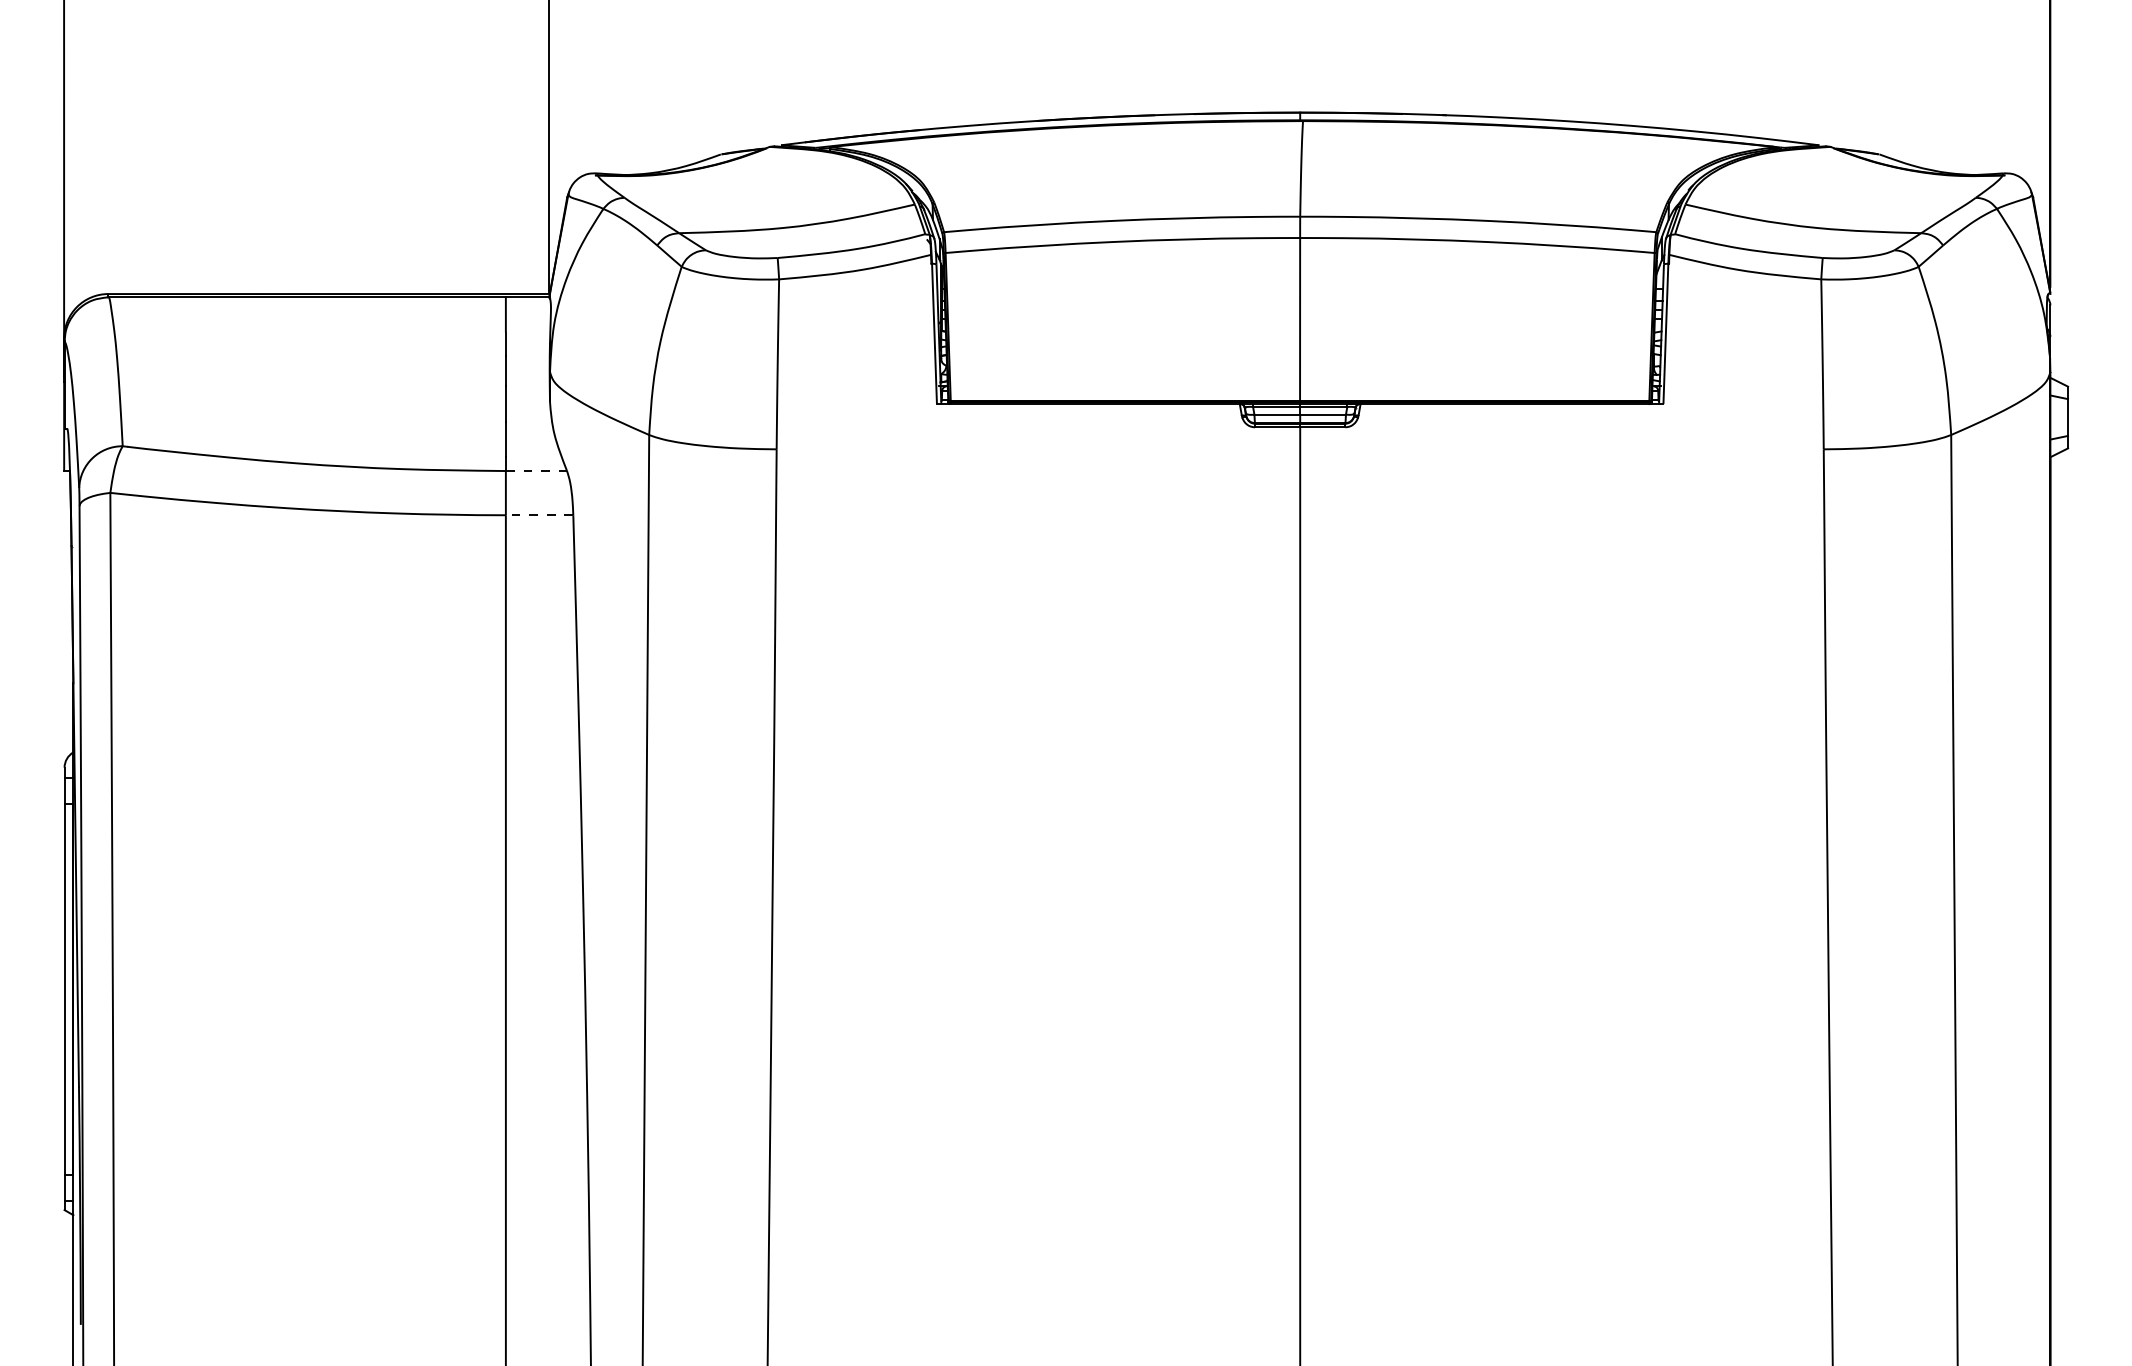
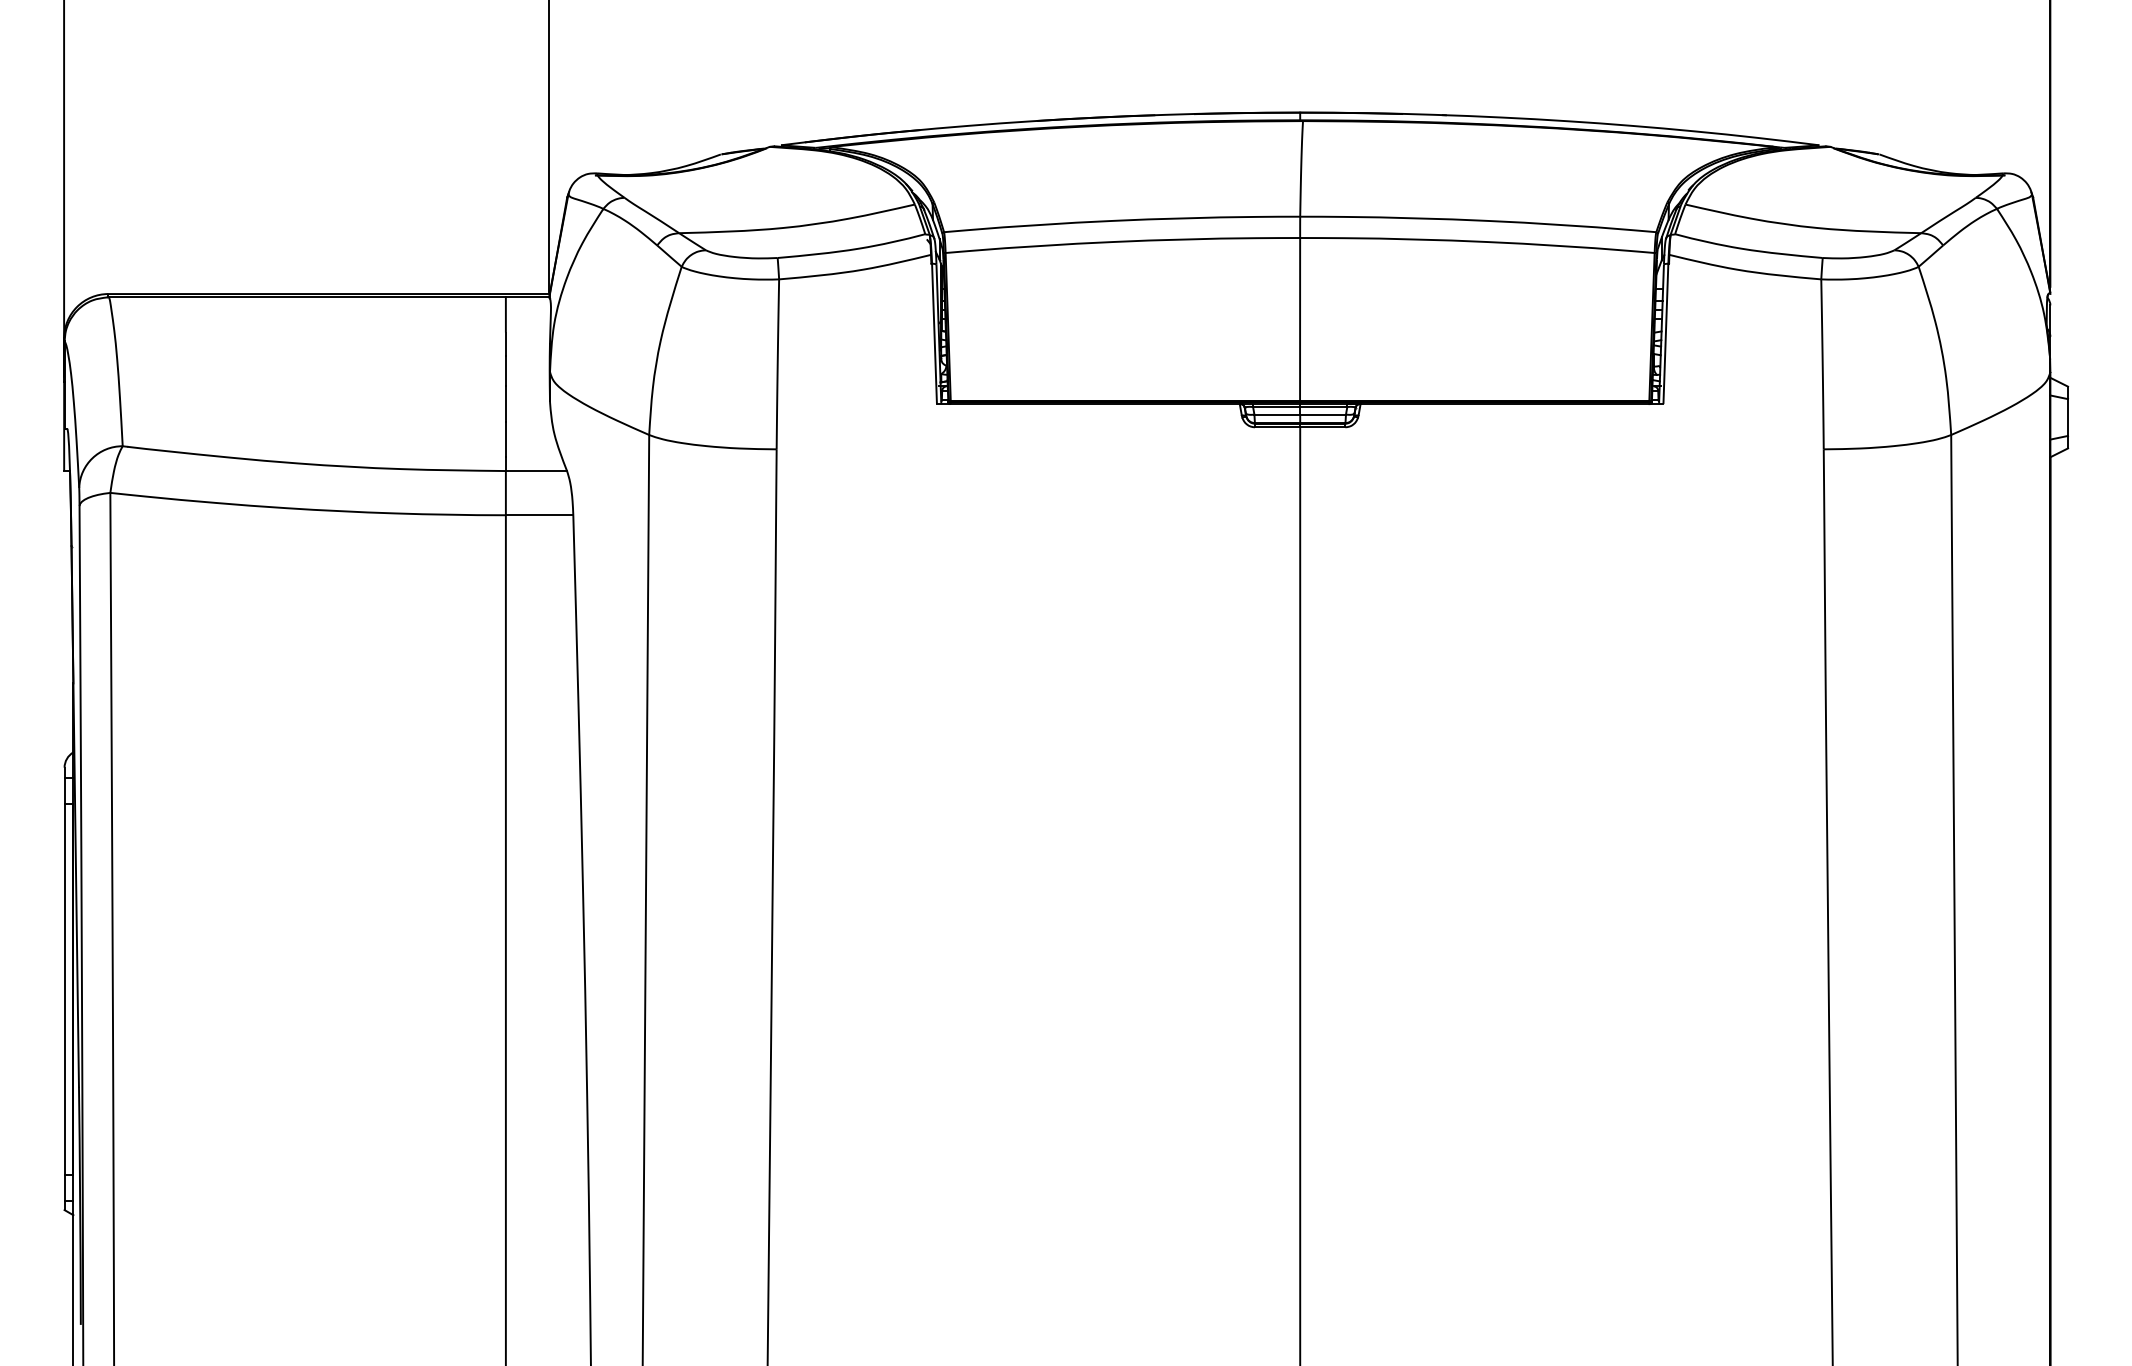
line: dashed -> solid (536, 471)
line: dashed -> solid (539, 515)
